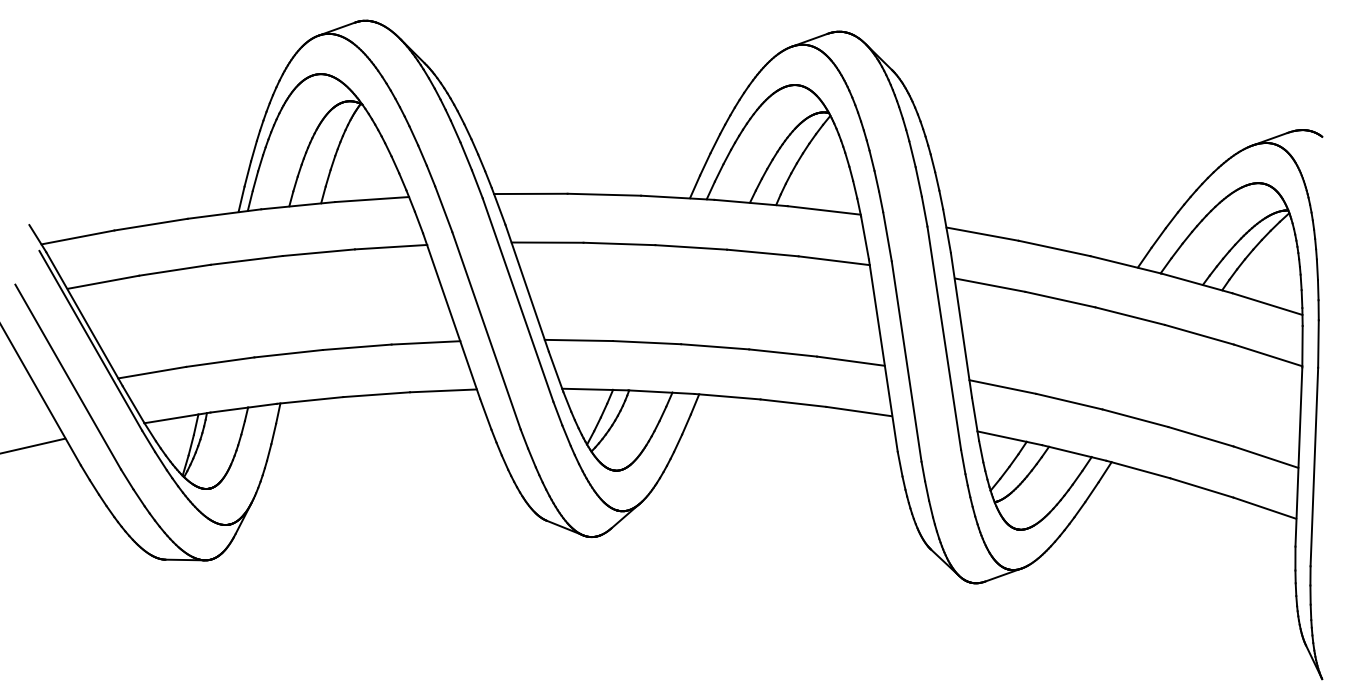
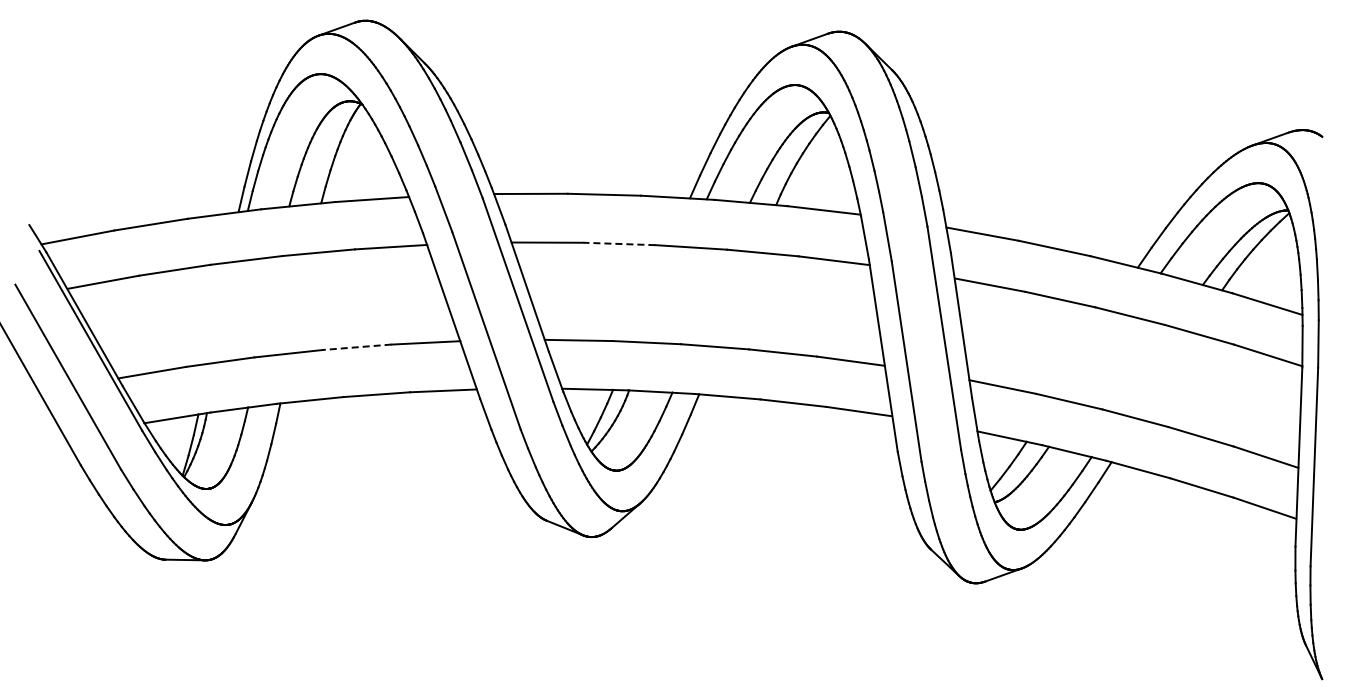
line: solid -> dashed (619, 243)
line: solid -> dashed (356, 347)
line: present -> none (33, 445)
